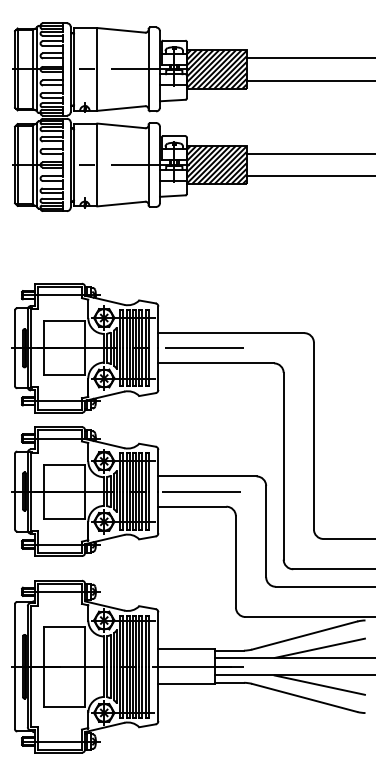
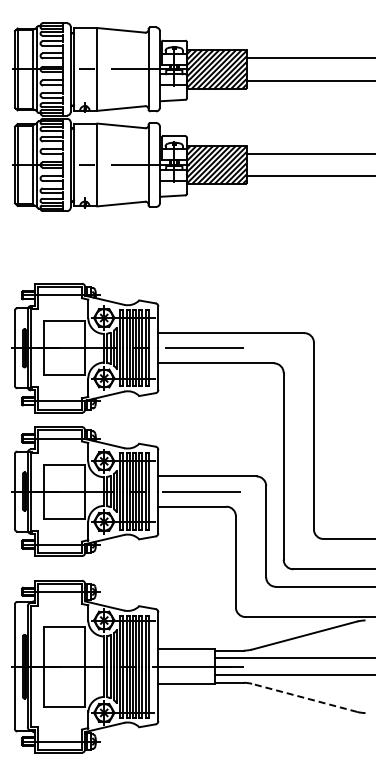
line: present -> none (319, 647)
line: present -> none (319, 684)
line: solid -> dashed (304, 697)
